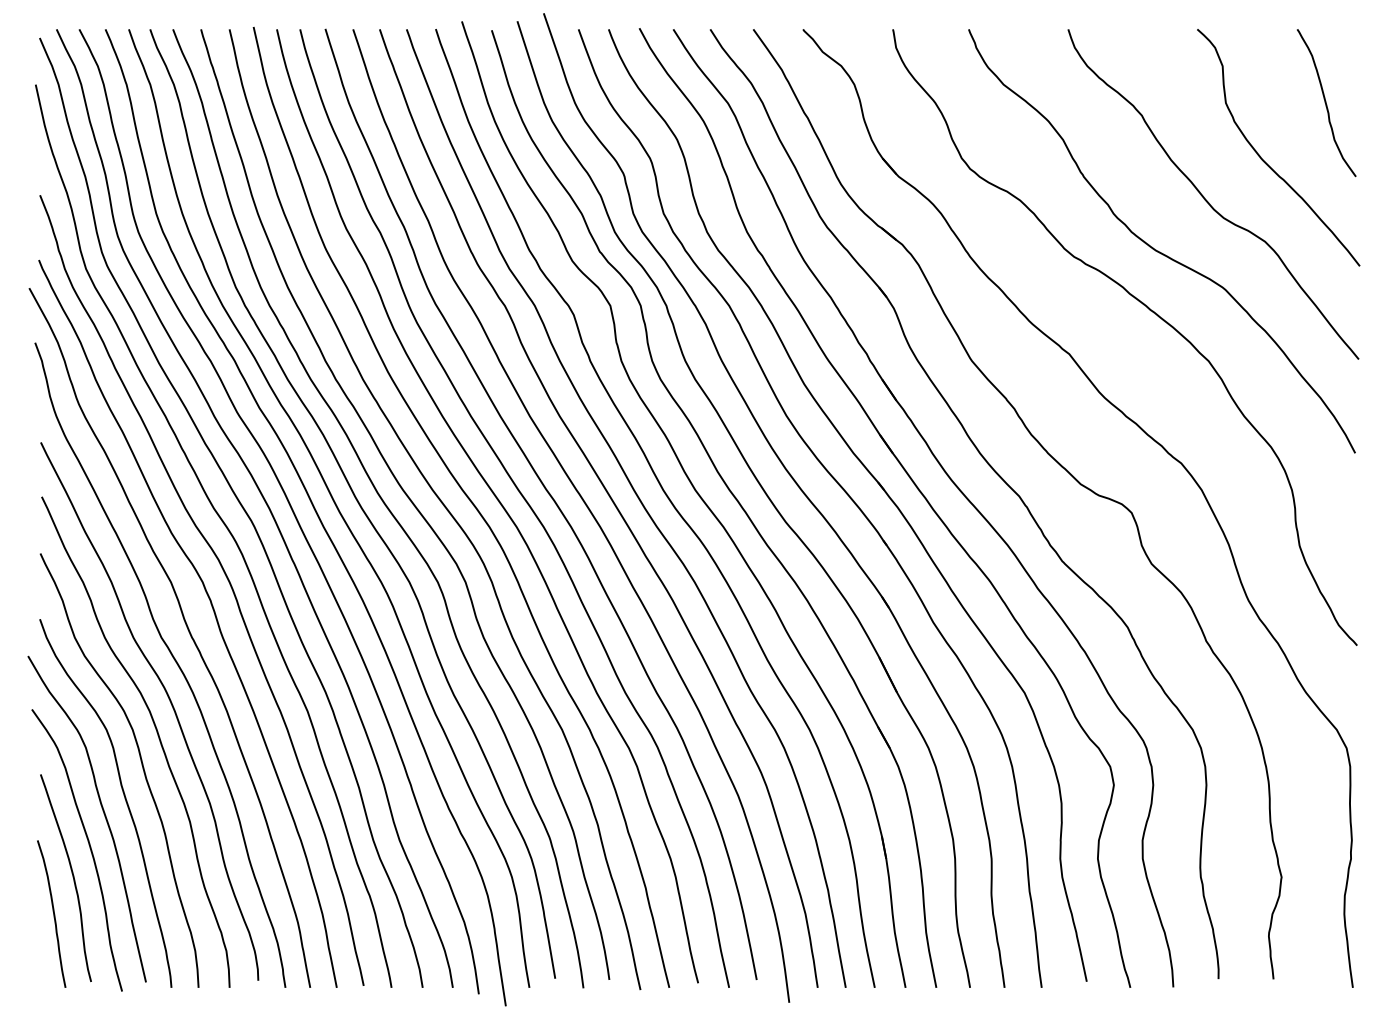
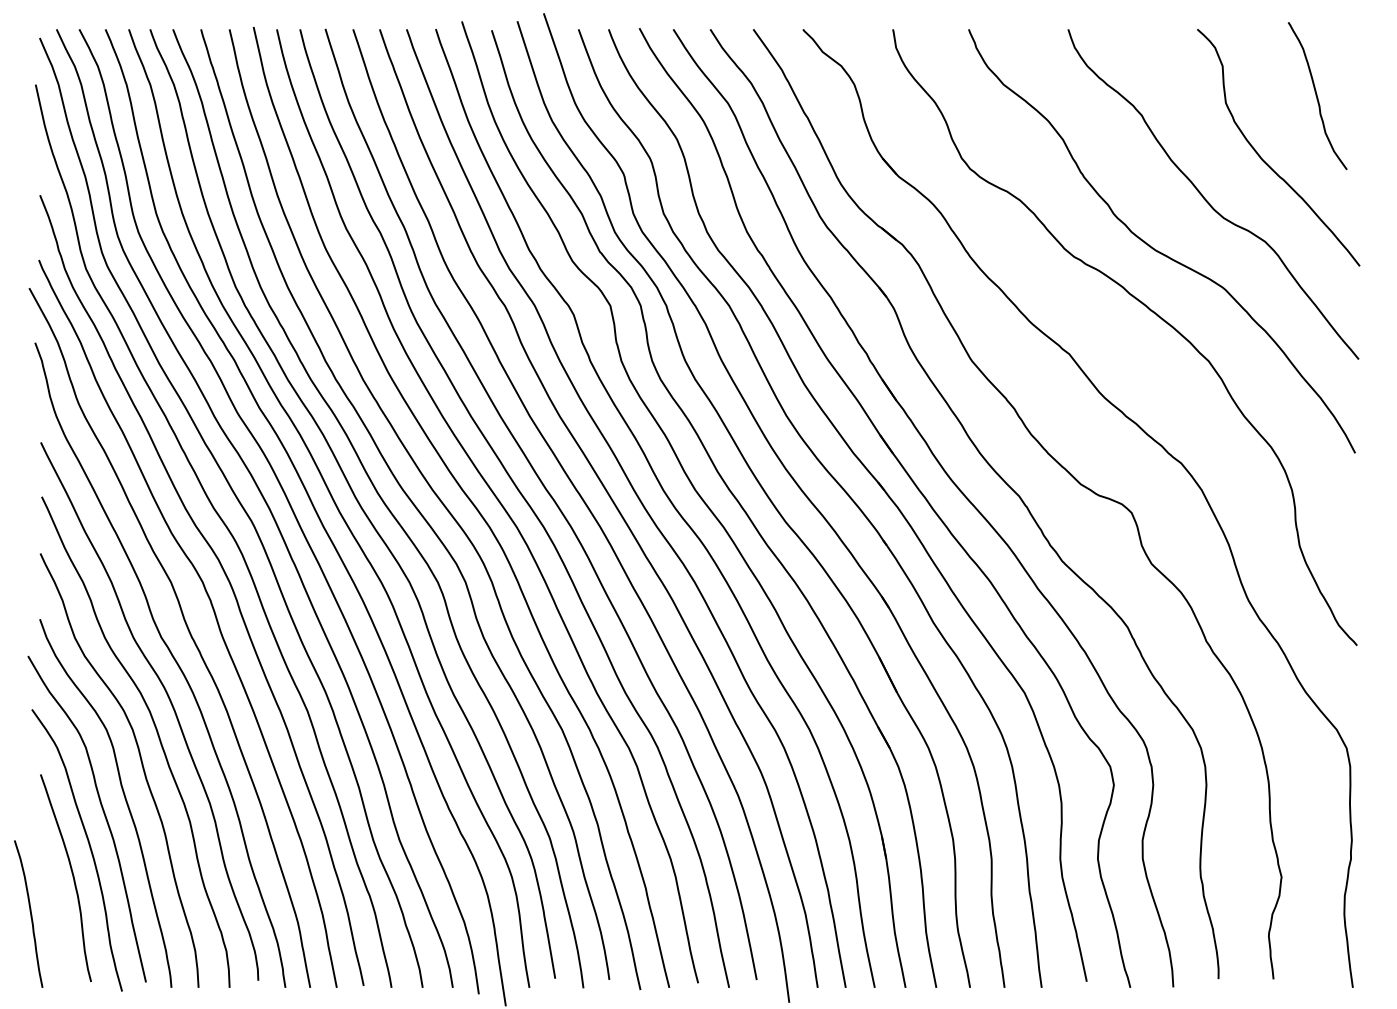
curve position: (1326, 103) -> (1317, 96) (1317, 96)
curve position: (53, 913) -> (30, 913) (30, 913)
